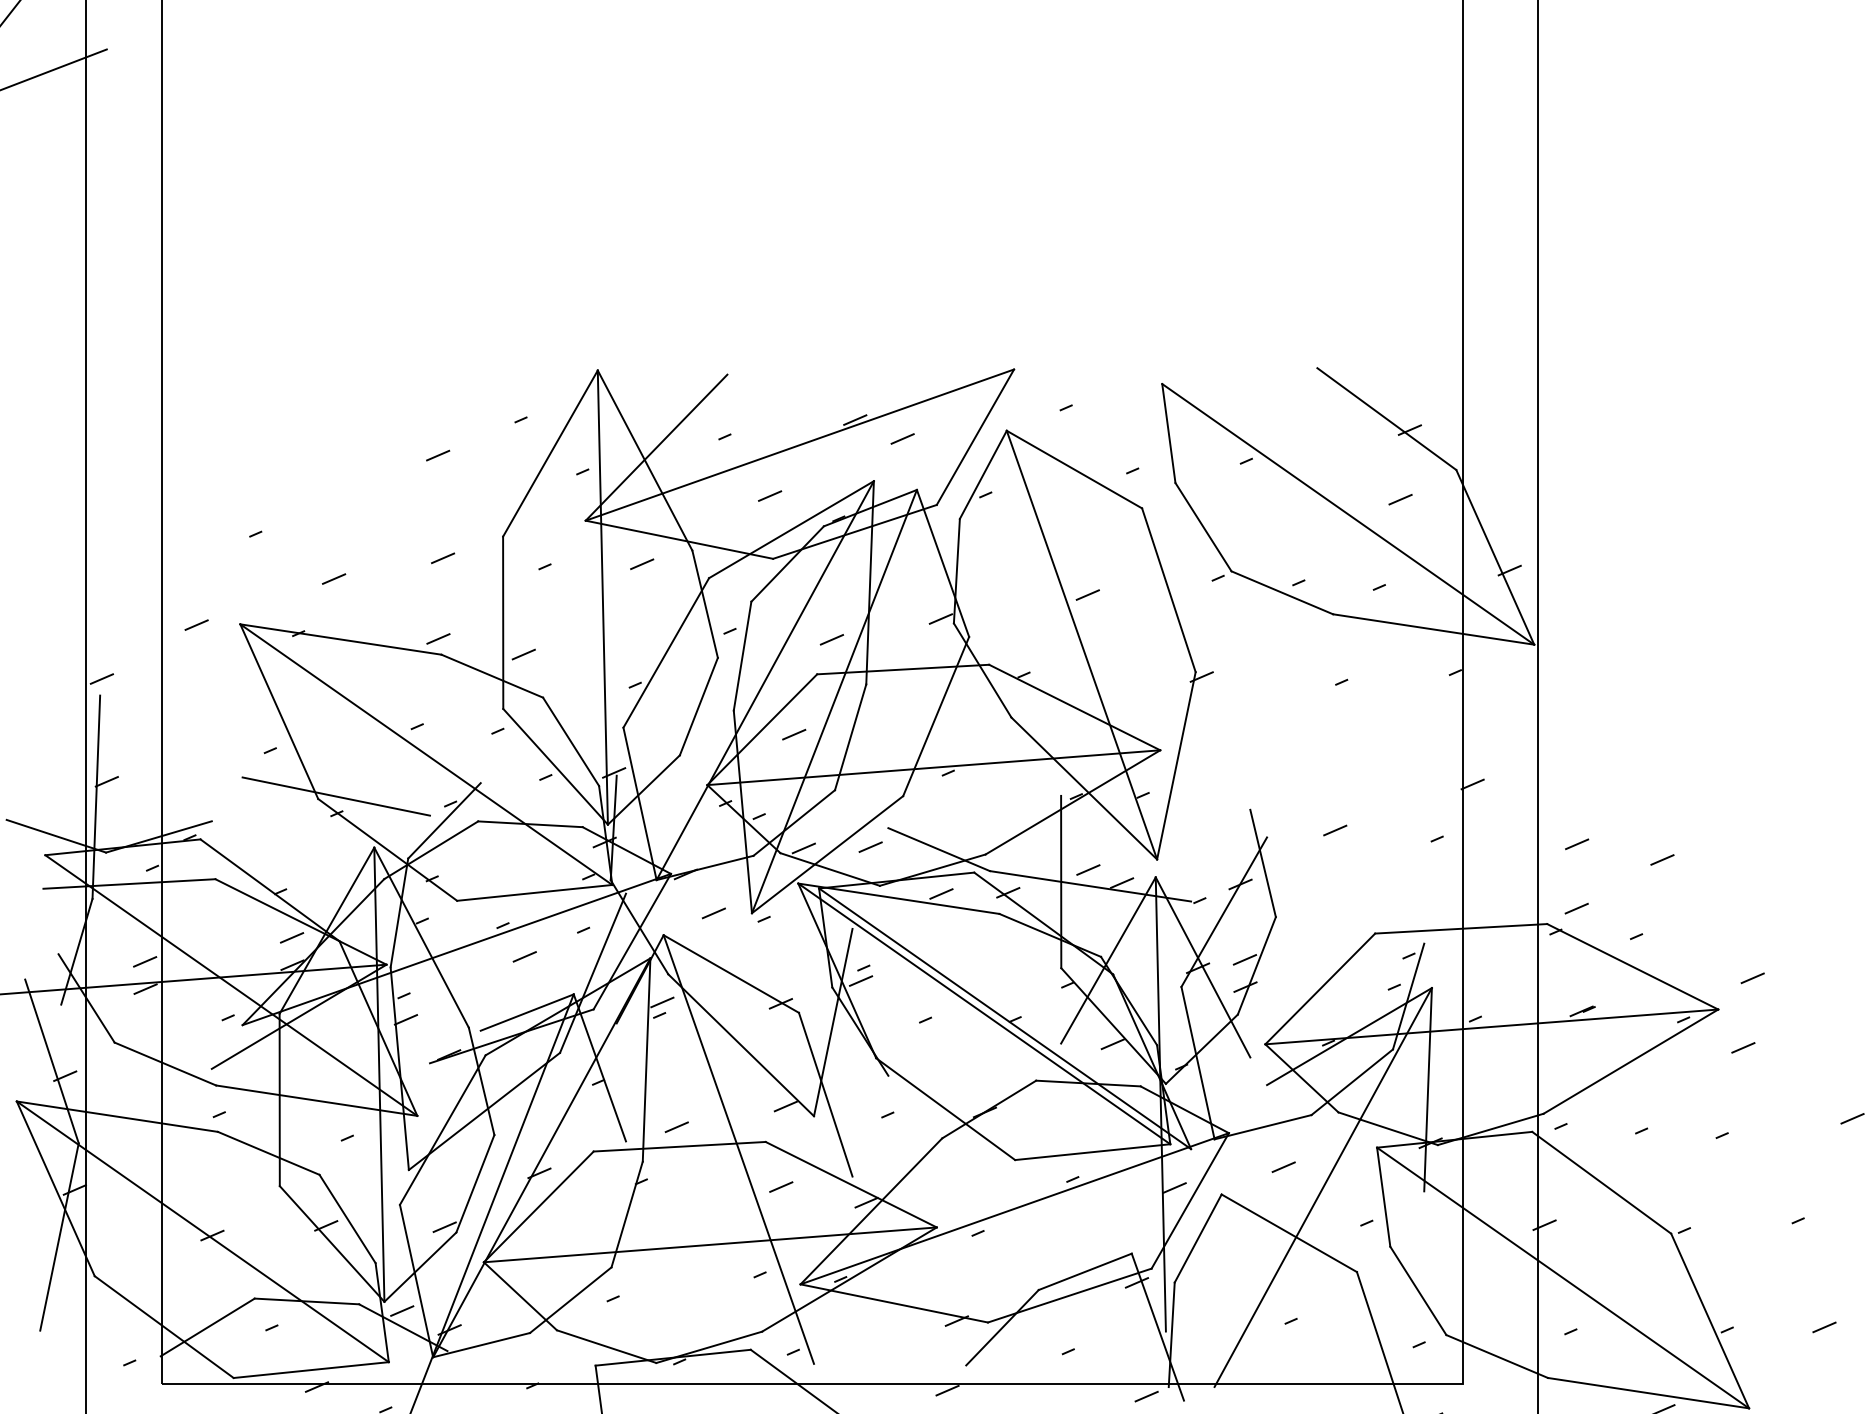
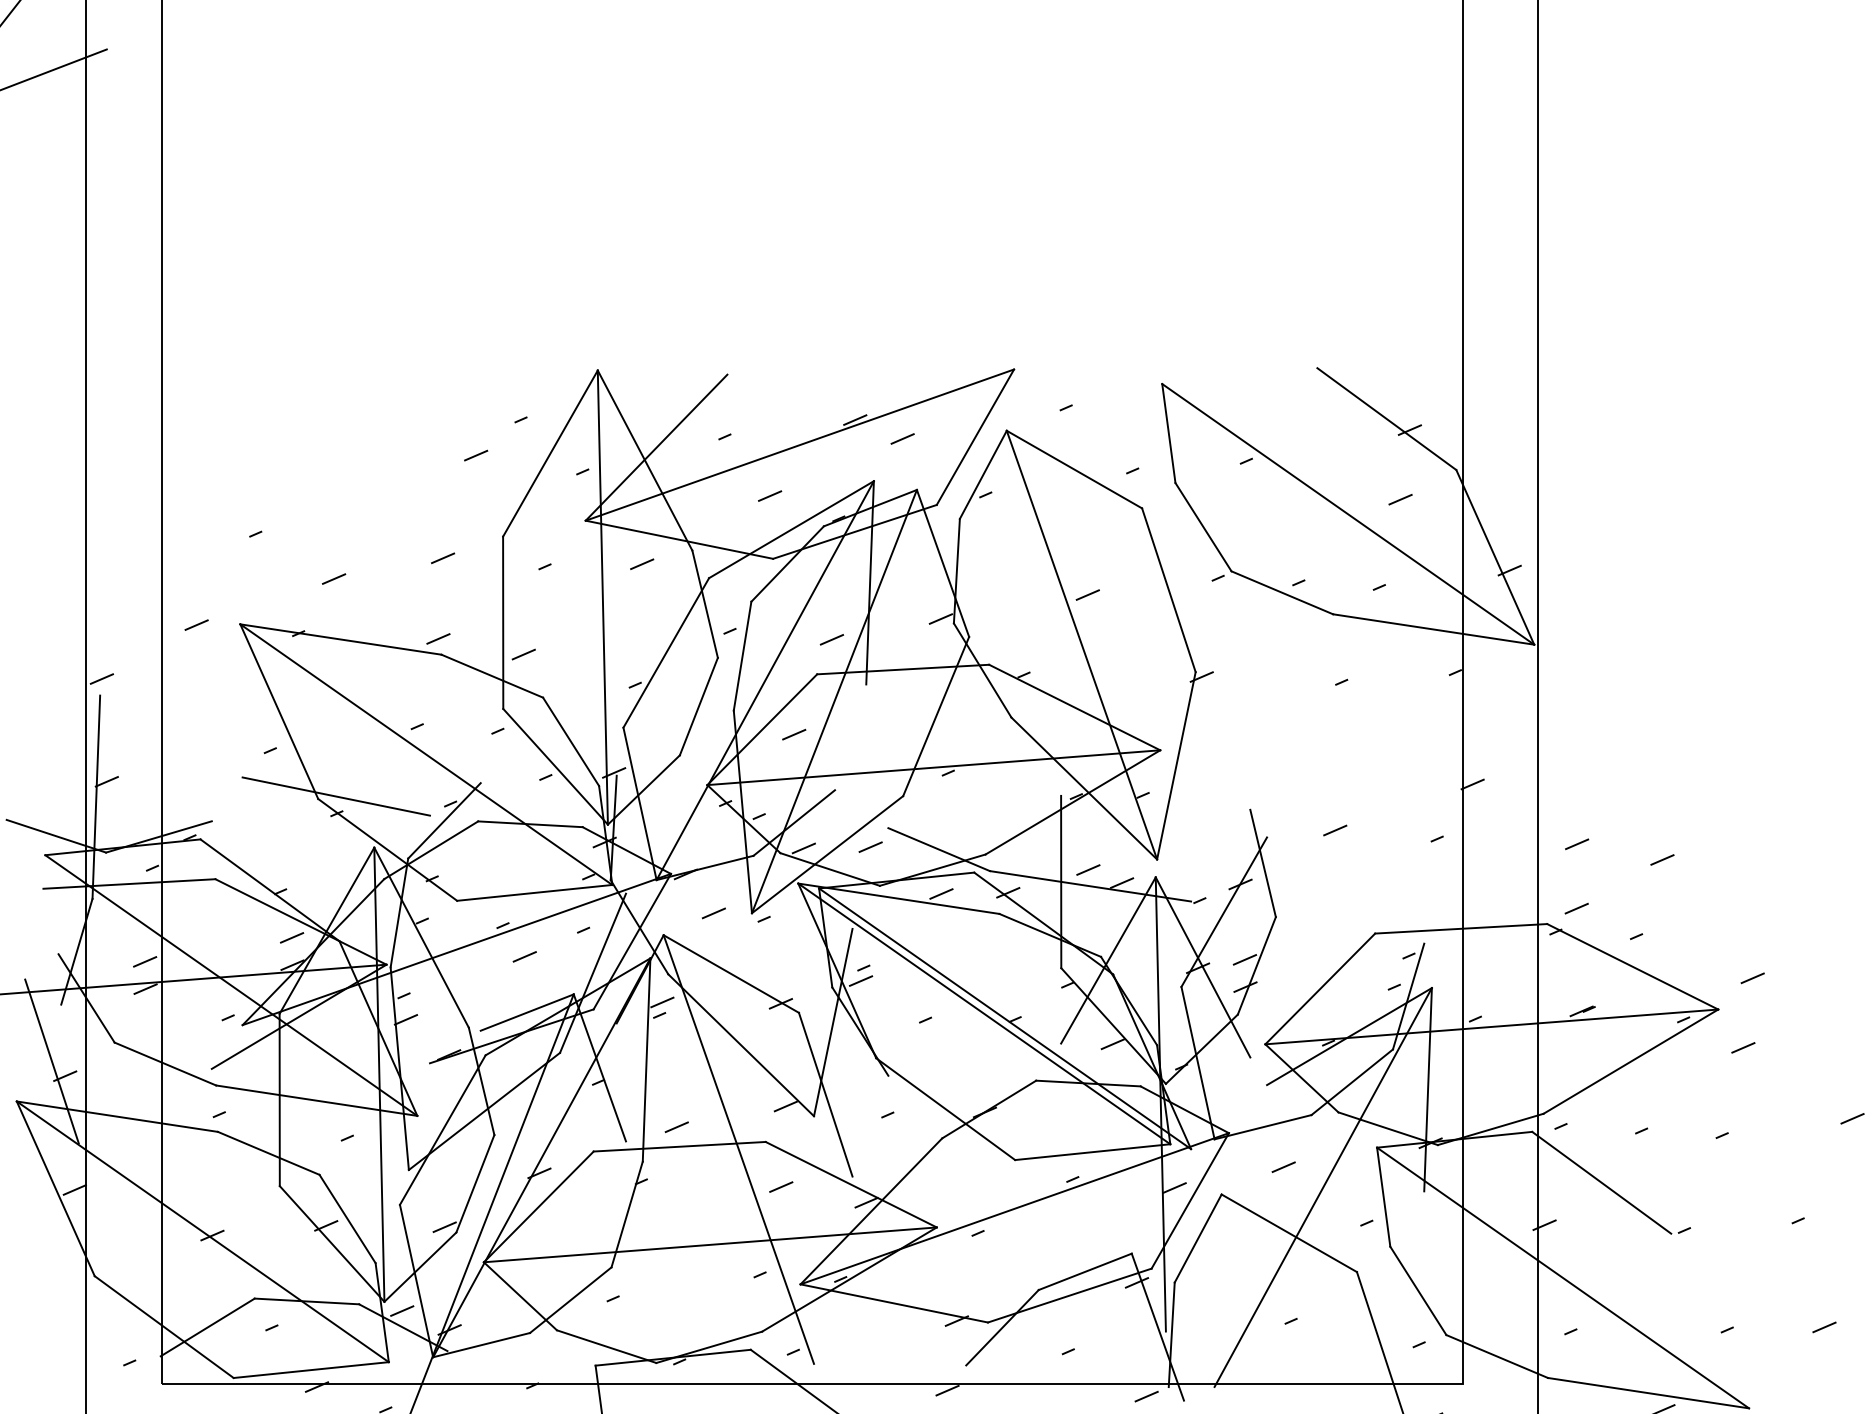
line position: (438, 455) -> (476, 455) (476, 455)
line: present -> none (850, 737)
line: present -> none (59, 1236)
line: present -> none (1710, 1320)
